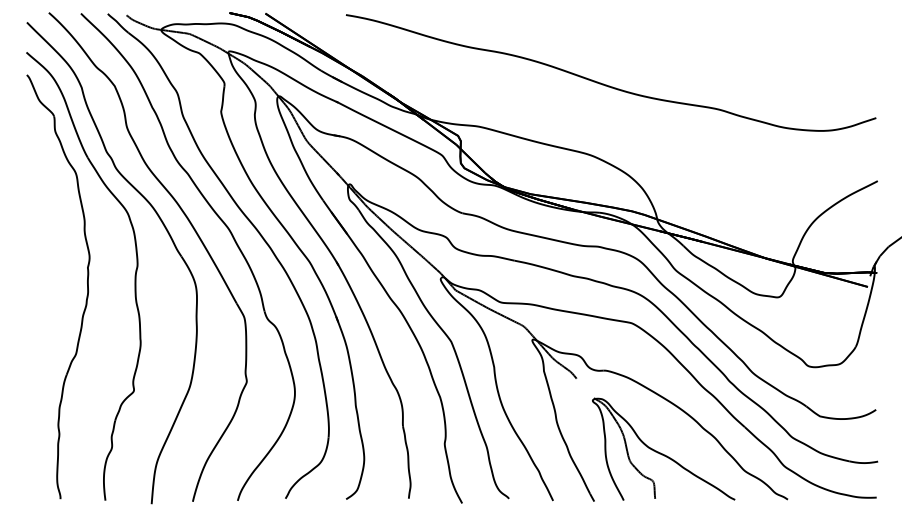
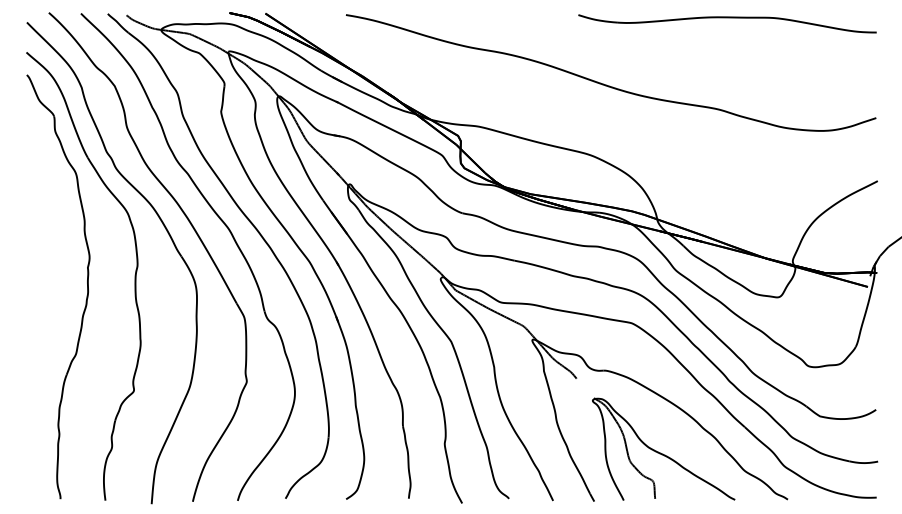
part: none -> present (727, 23)
